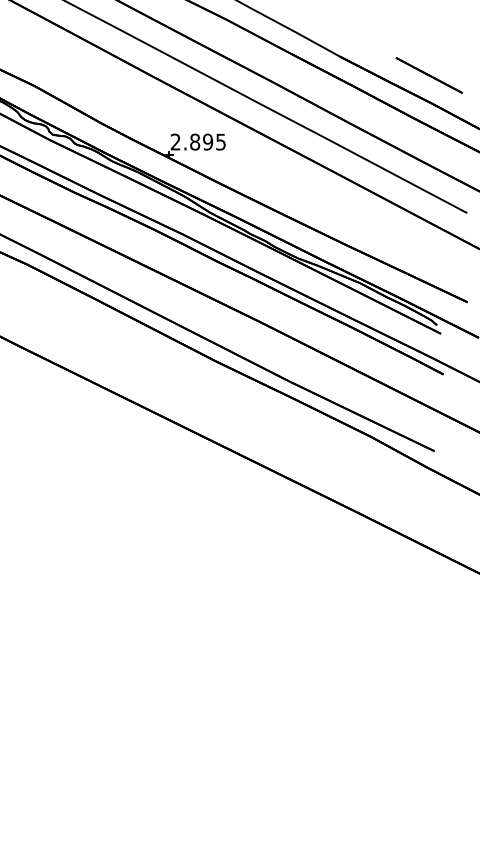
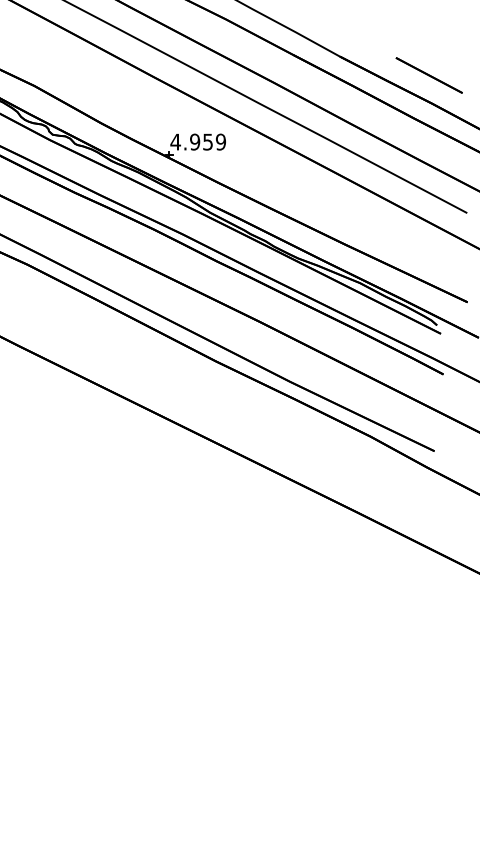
text: 2.895 -> 4.959 (197, 141)
